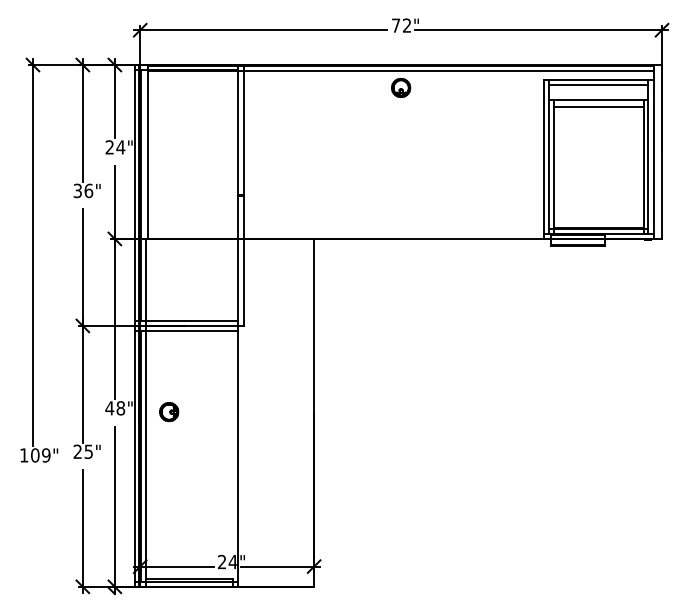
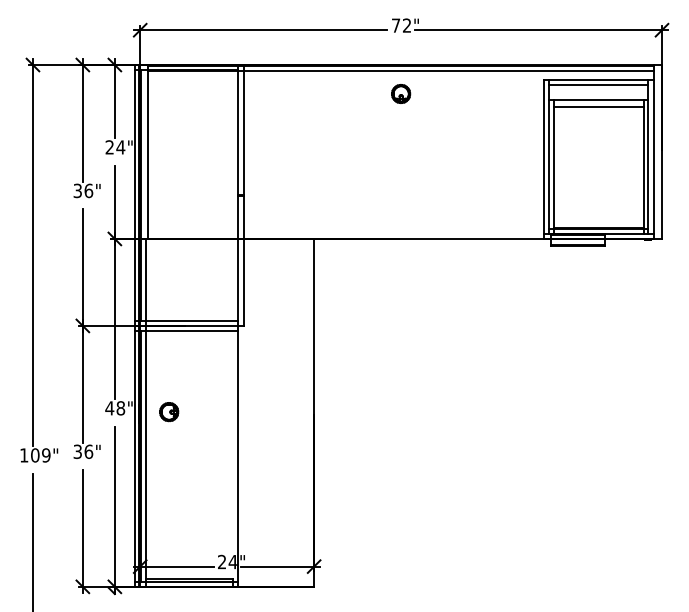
part position: (401, 87) -> (401, 93) (401, 93)
text: 25" -> 36" (83, 451)
line: none -> present (32, 540)
